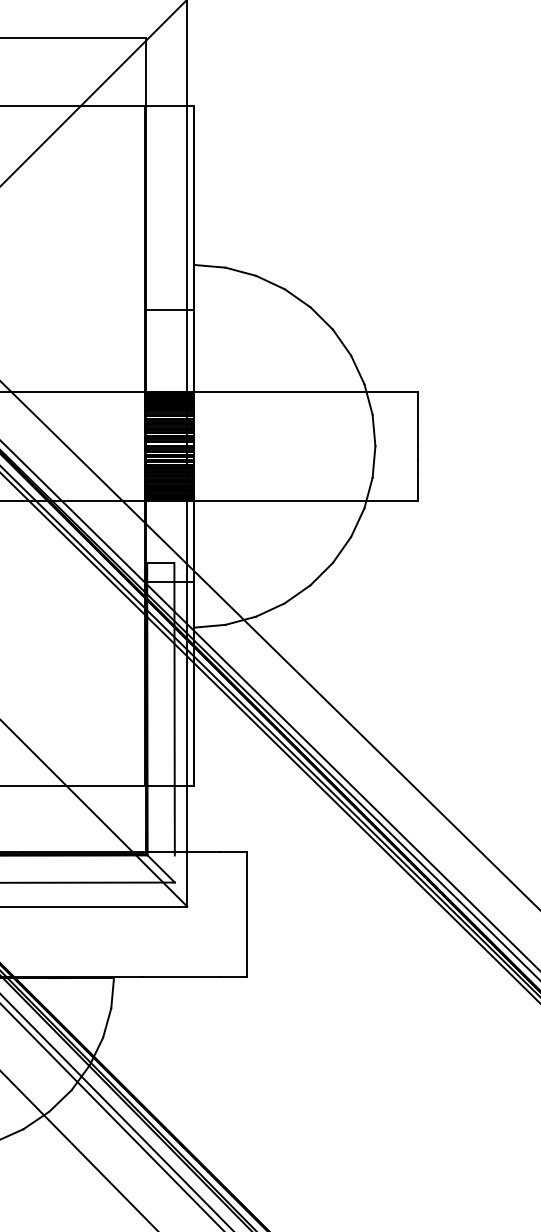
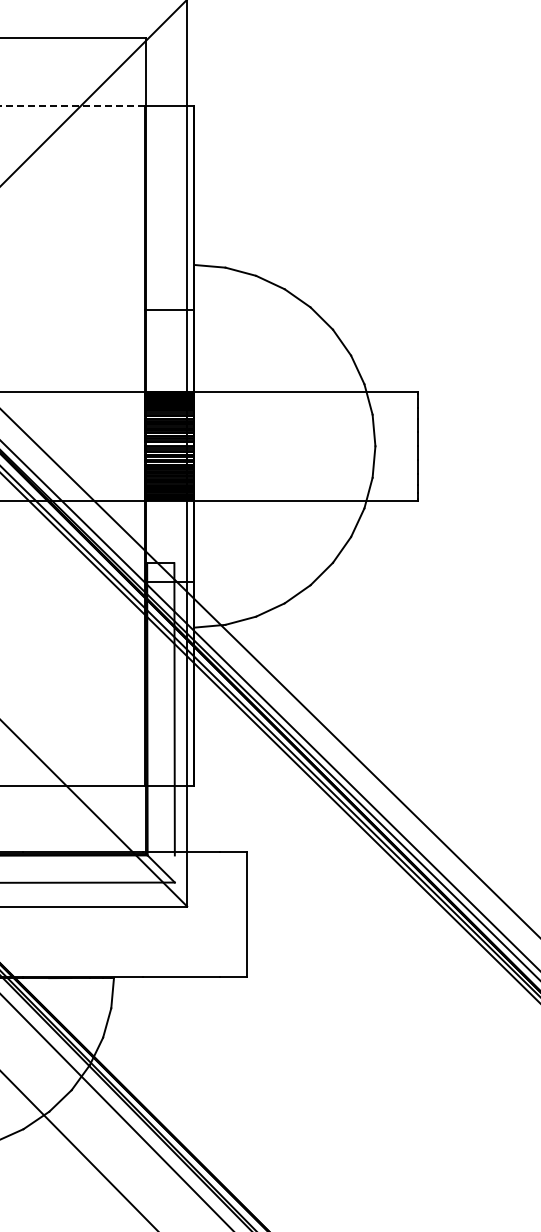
line: solid -> dashed (72, 106)
line position: (269, 645) -> (269, 672) (269, 672)
line: present -> none (111, 1116)
